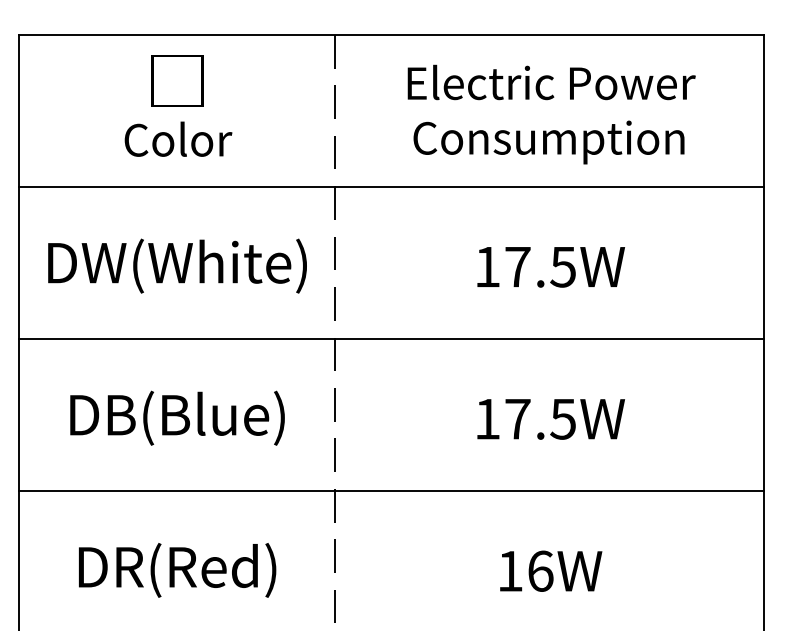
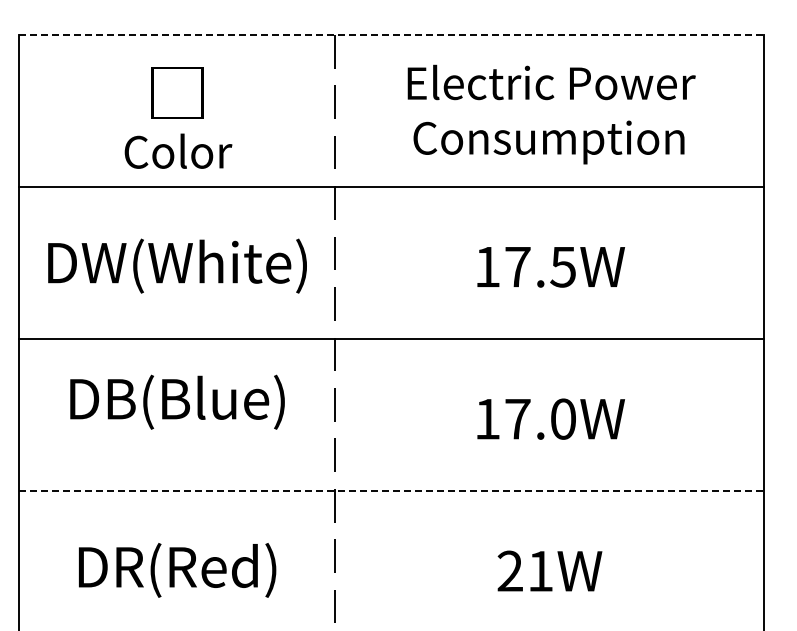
line: solid -> dashed (392, 34)
text position: (178, 105) -> (178, 117) (178, 117)
text position: (177, 417) -> (177, 401) (177, 401)
text: 17.5W -> 17.0W (562, 418)
line: solid -> dashed (392, 491)
text: 16W -> 21W (525, 570)
